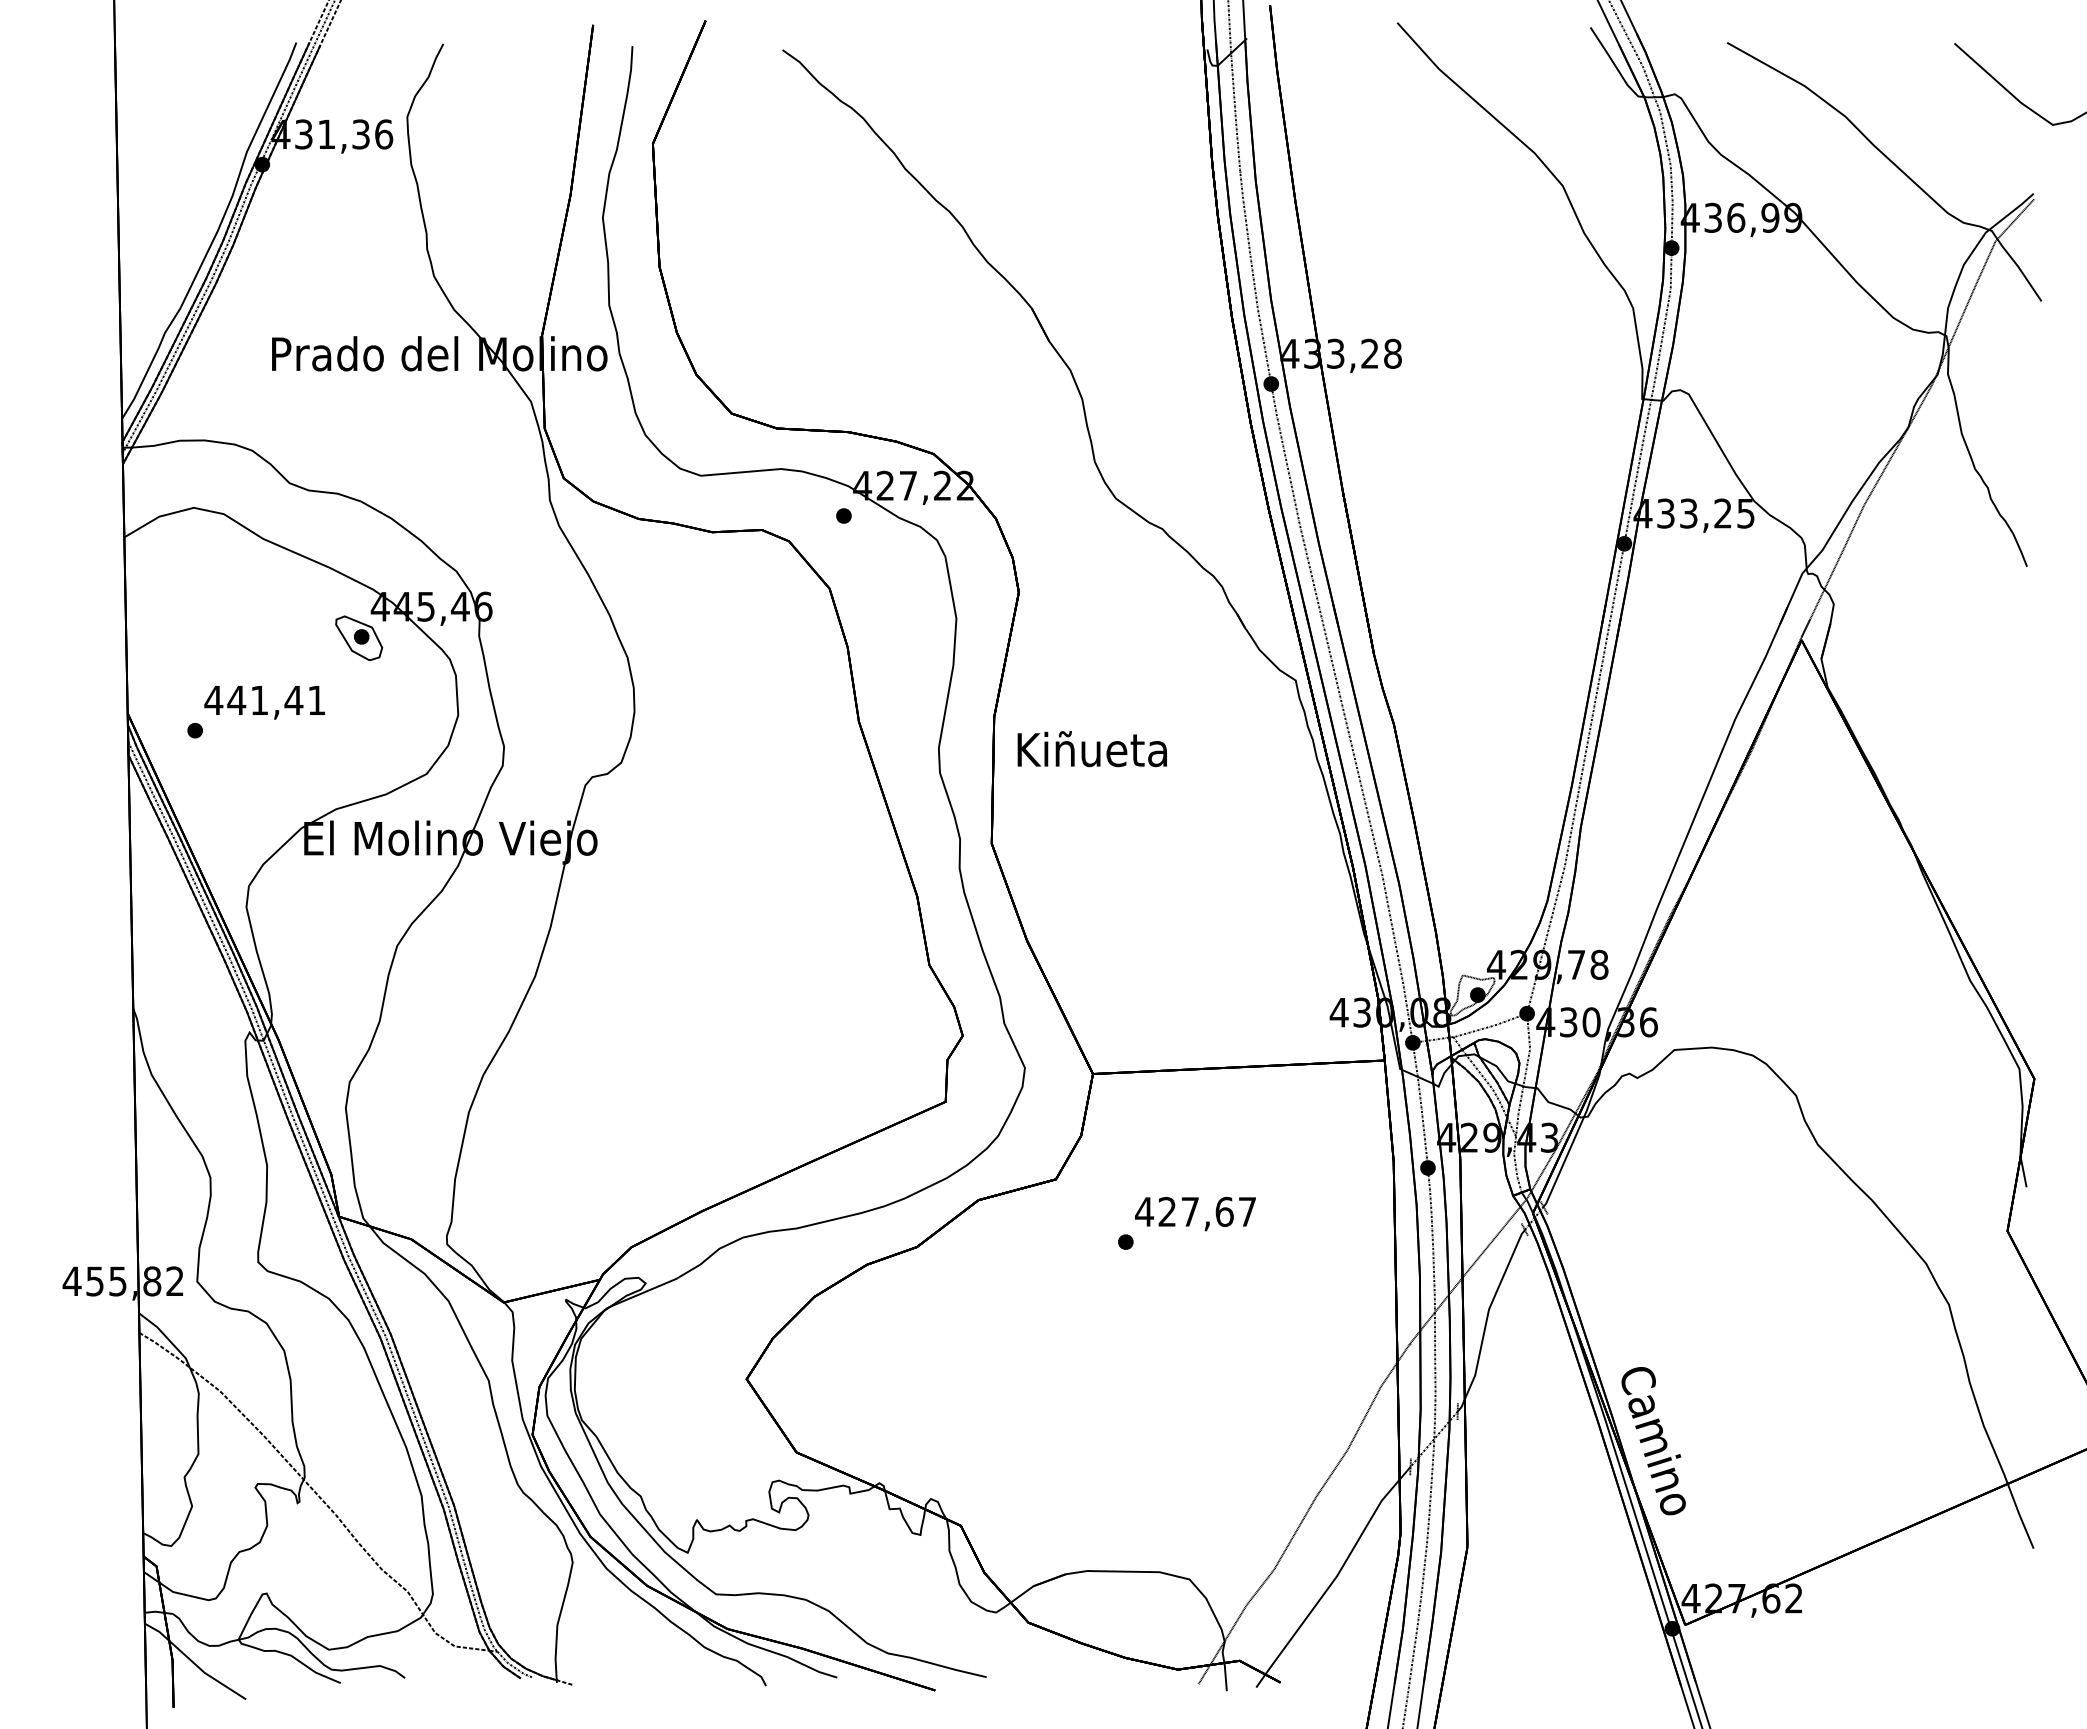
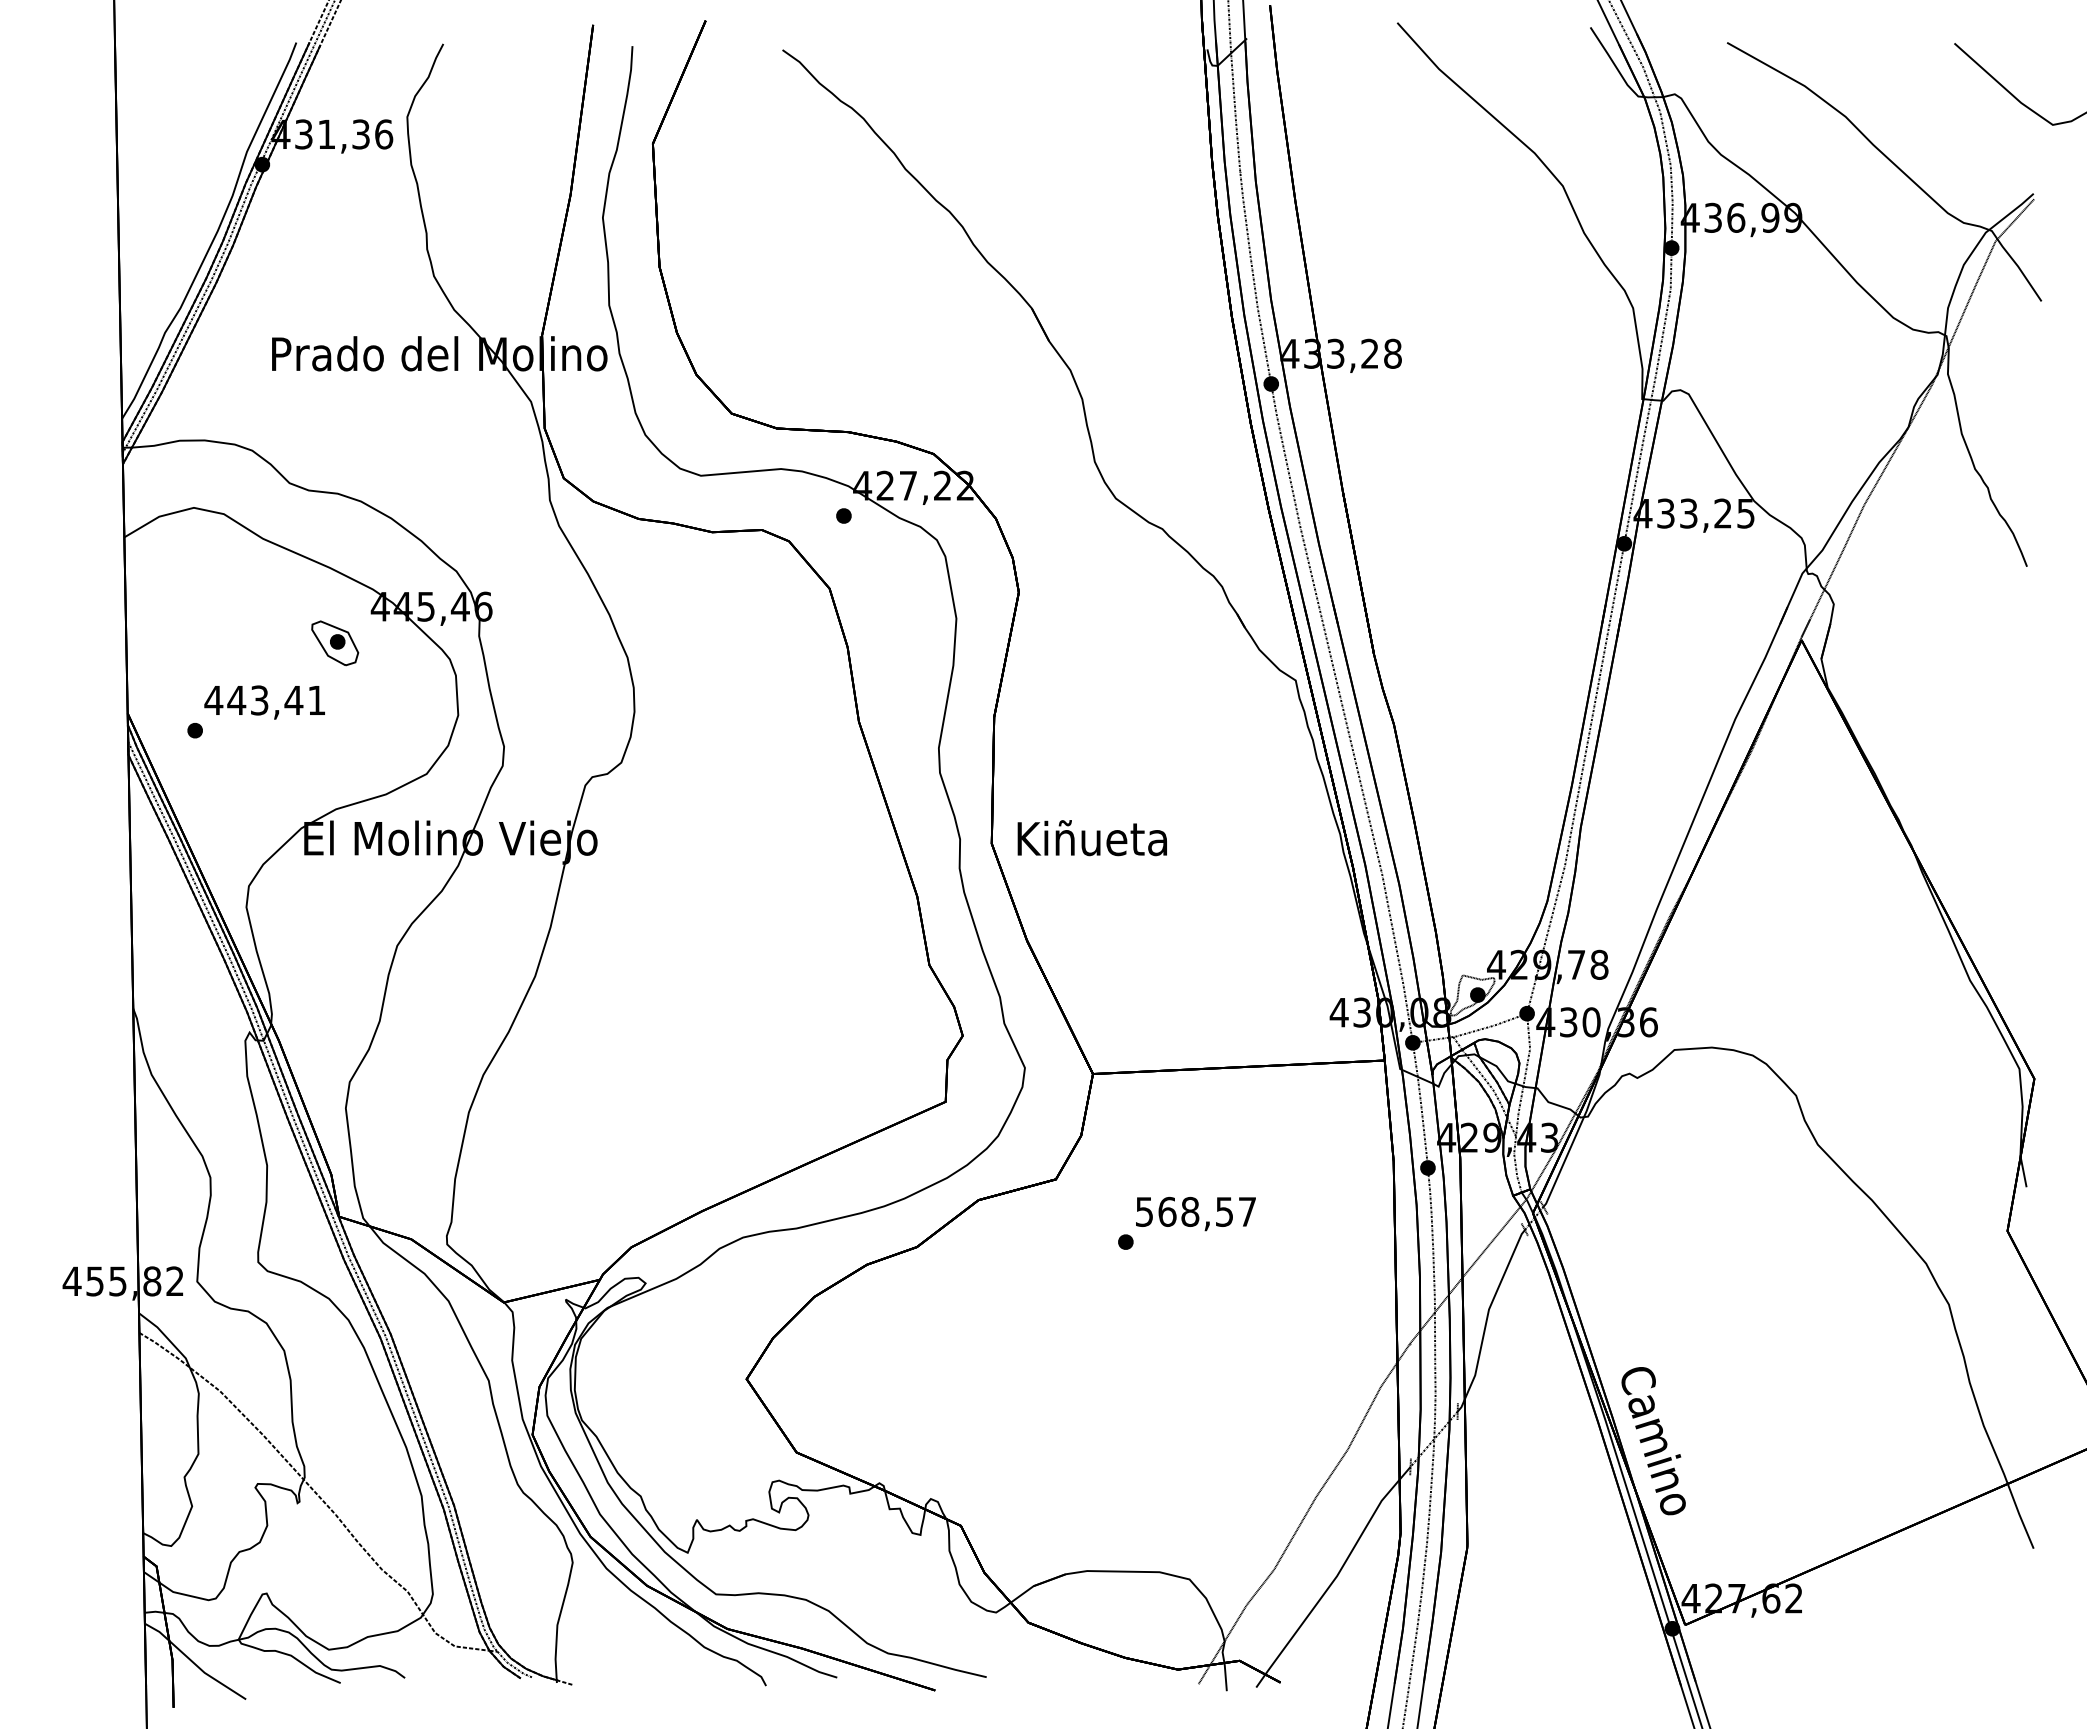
part position: (359, 638) -> (335, 643) (335, 643)
text: 441,41 -> 443,41 (259, 700)
text position: (1091, 749) -> (1091, 838) (1091, 838)
text: 427,67 -> 568,57 (1184, 1211)
